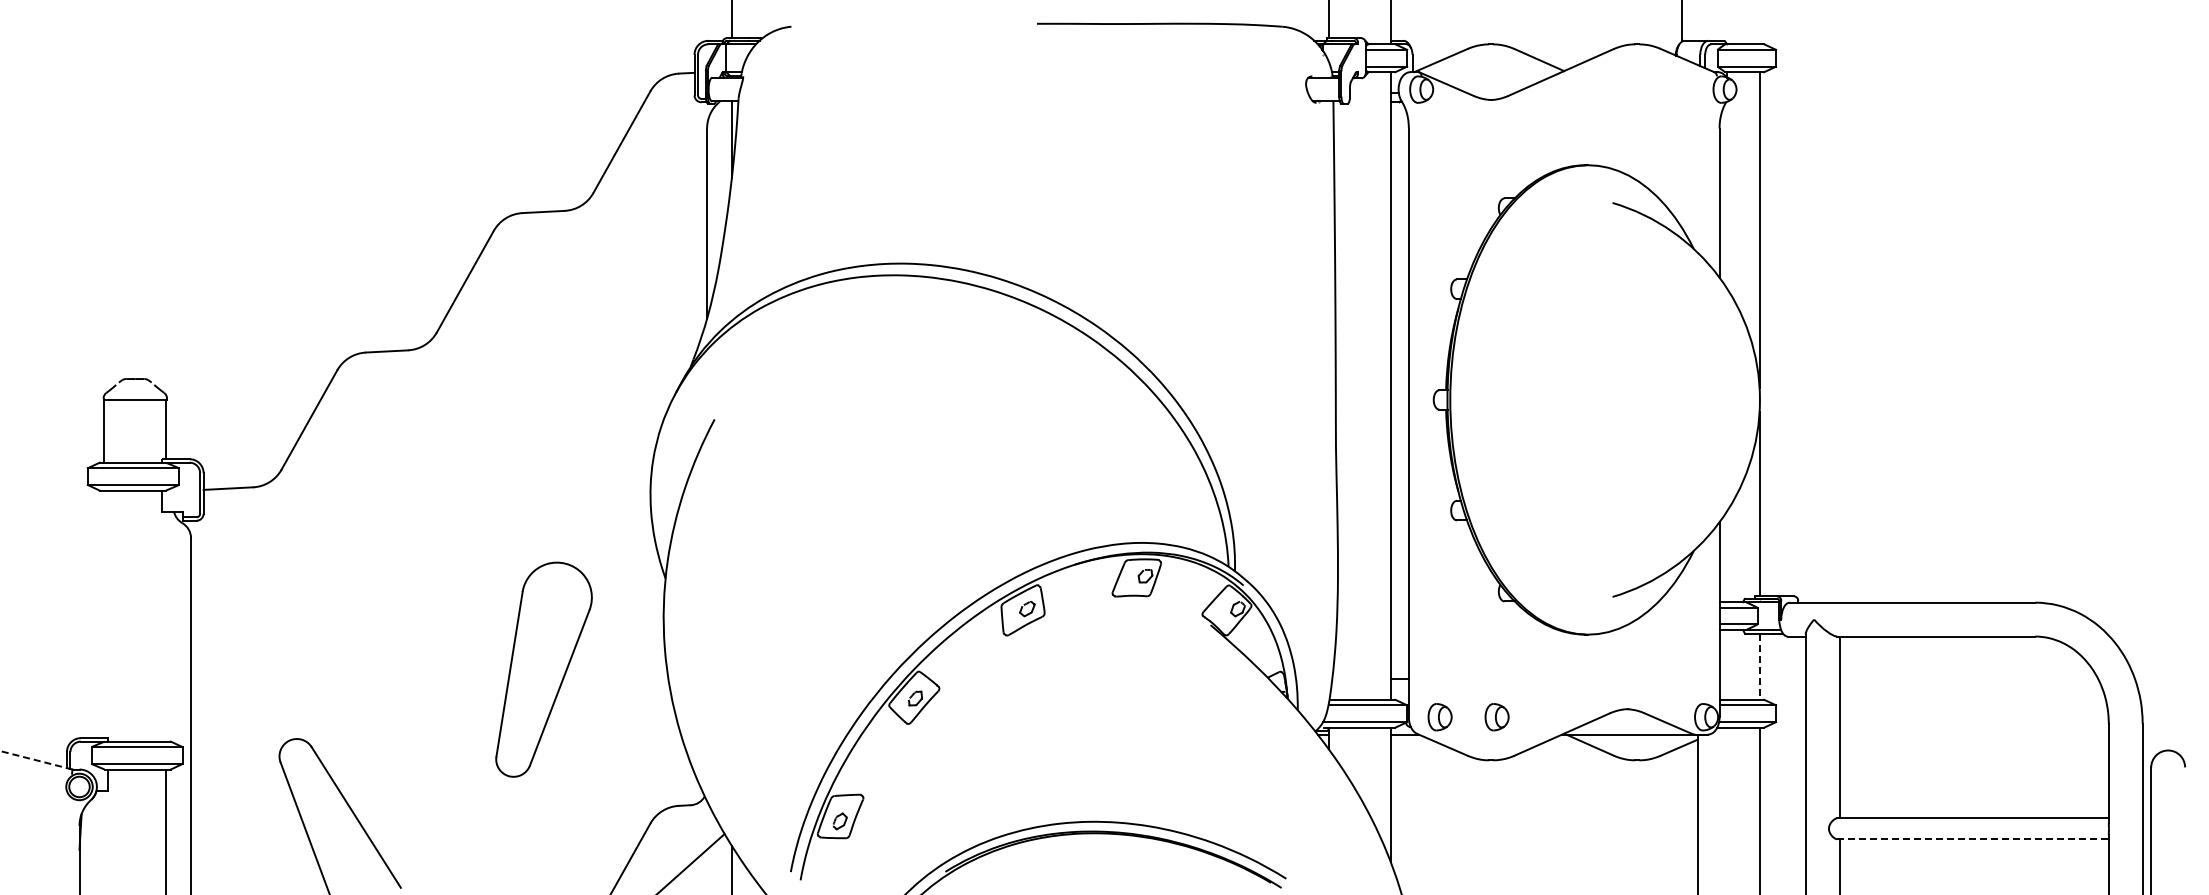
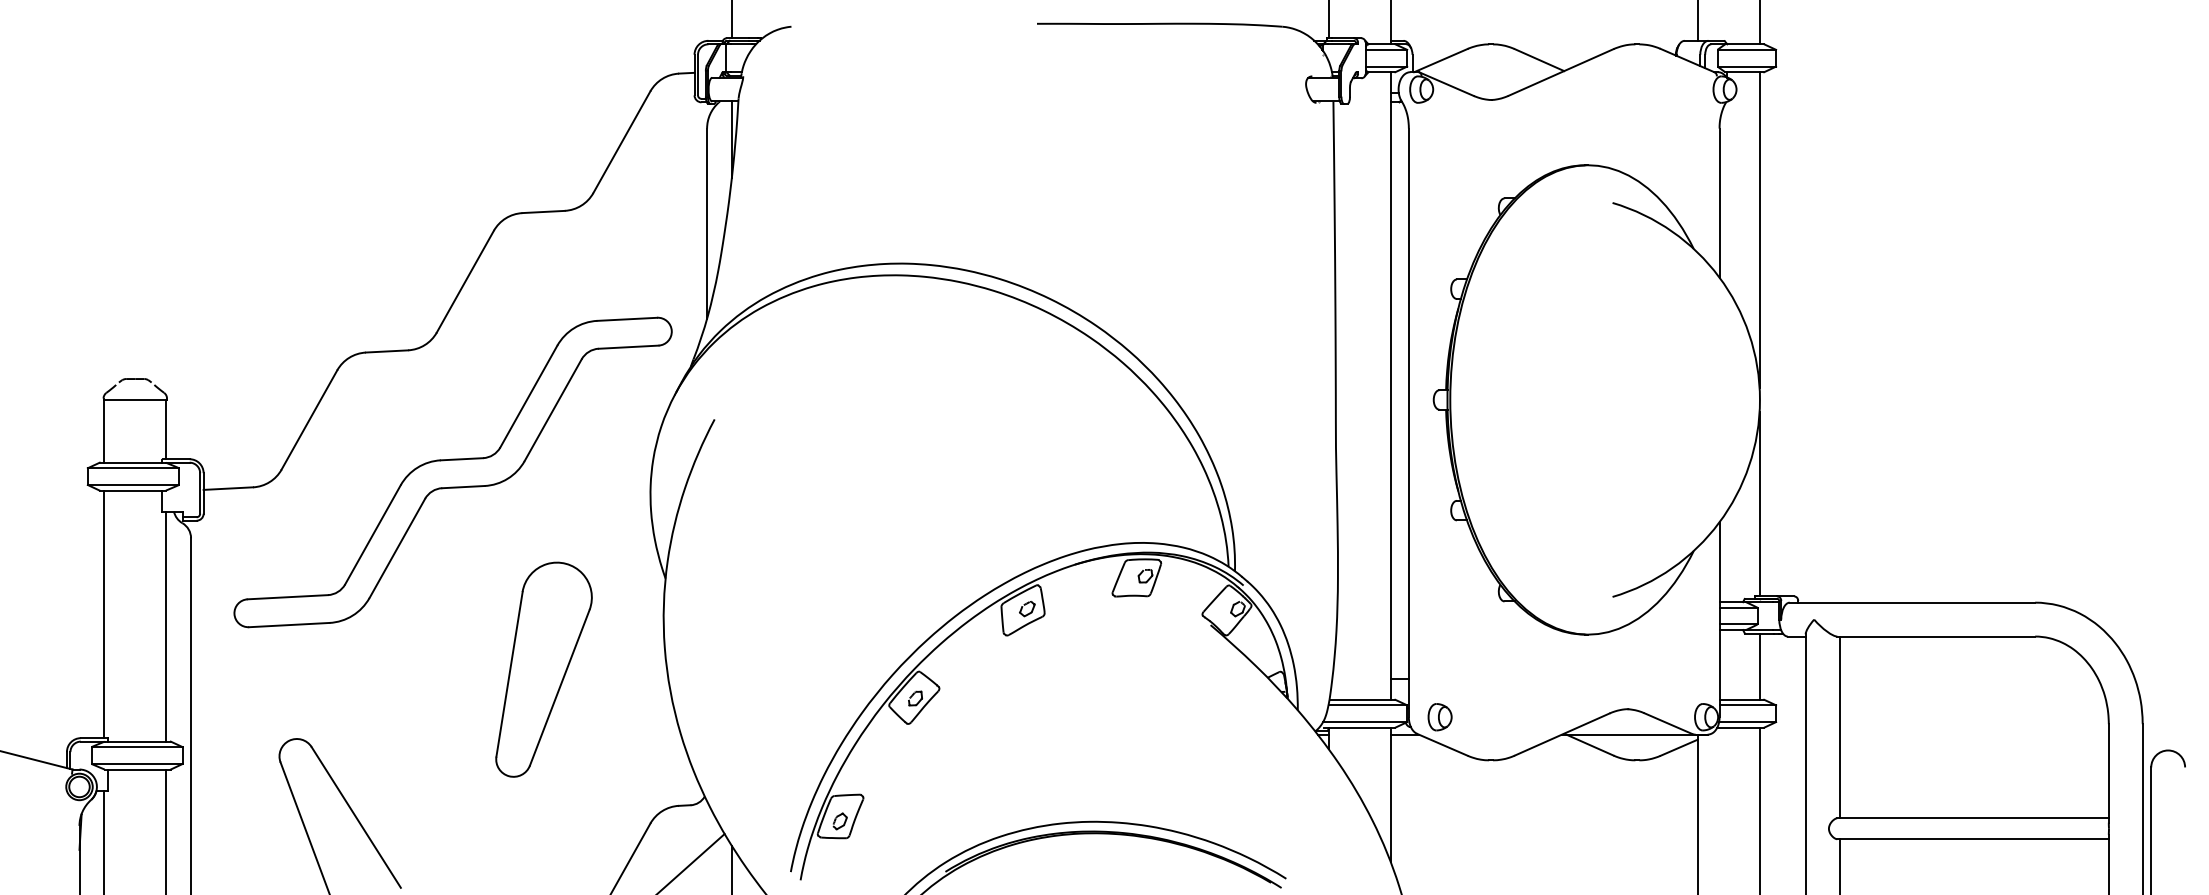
line position: (1681, 21) -> (1697, 21) (1697, 21)
line: none -> present (1759, 23)
part: none -> present (452, 472)
line: none -> present (104, 614)
line: none -> present (166, 626)
line: dashed -> solid (1759, 667)
part: present -> none (1496, 717)
line: dashed -> solid (36, 760)
line: dashed -> solid (1973, 839)
line: none -> present (104, 840)
